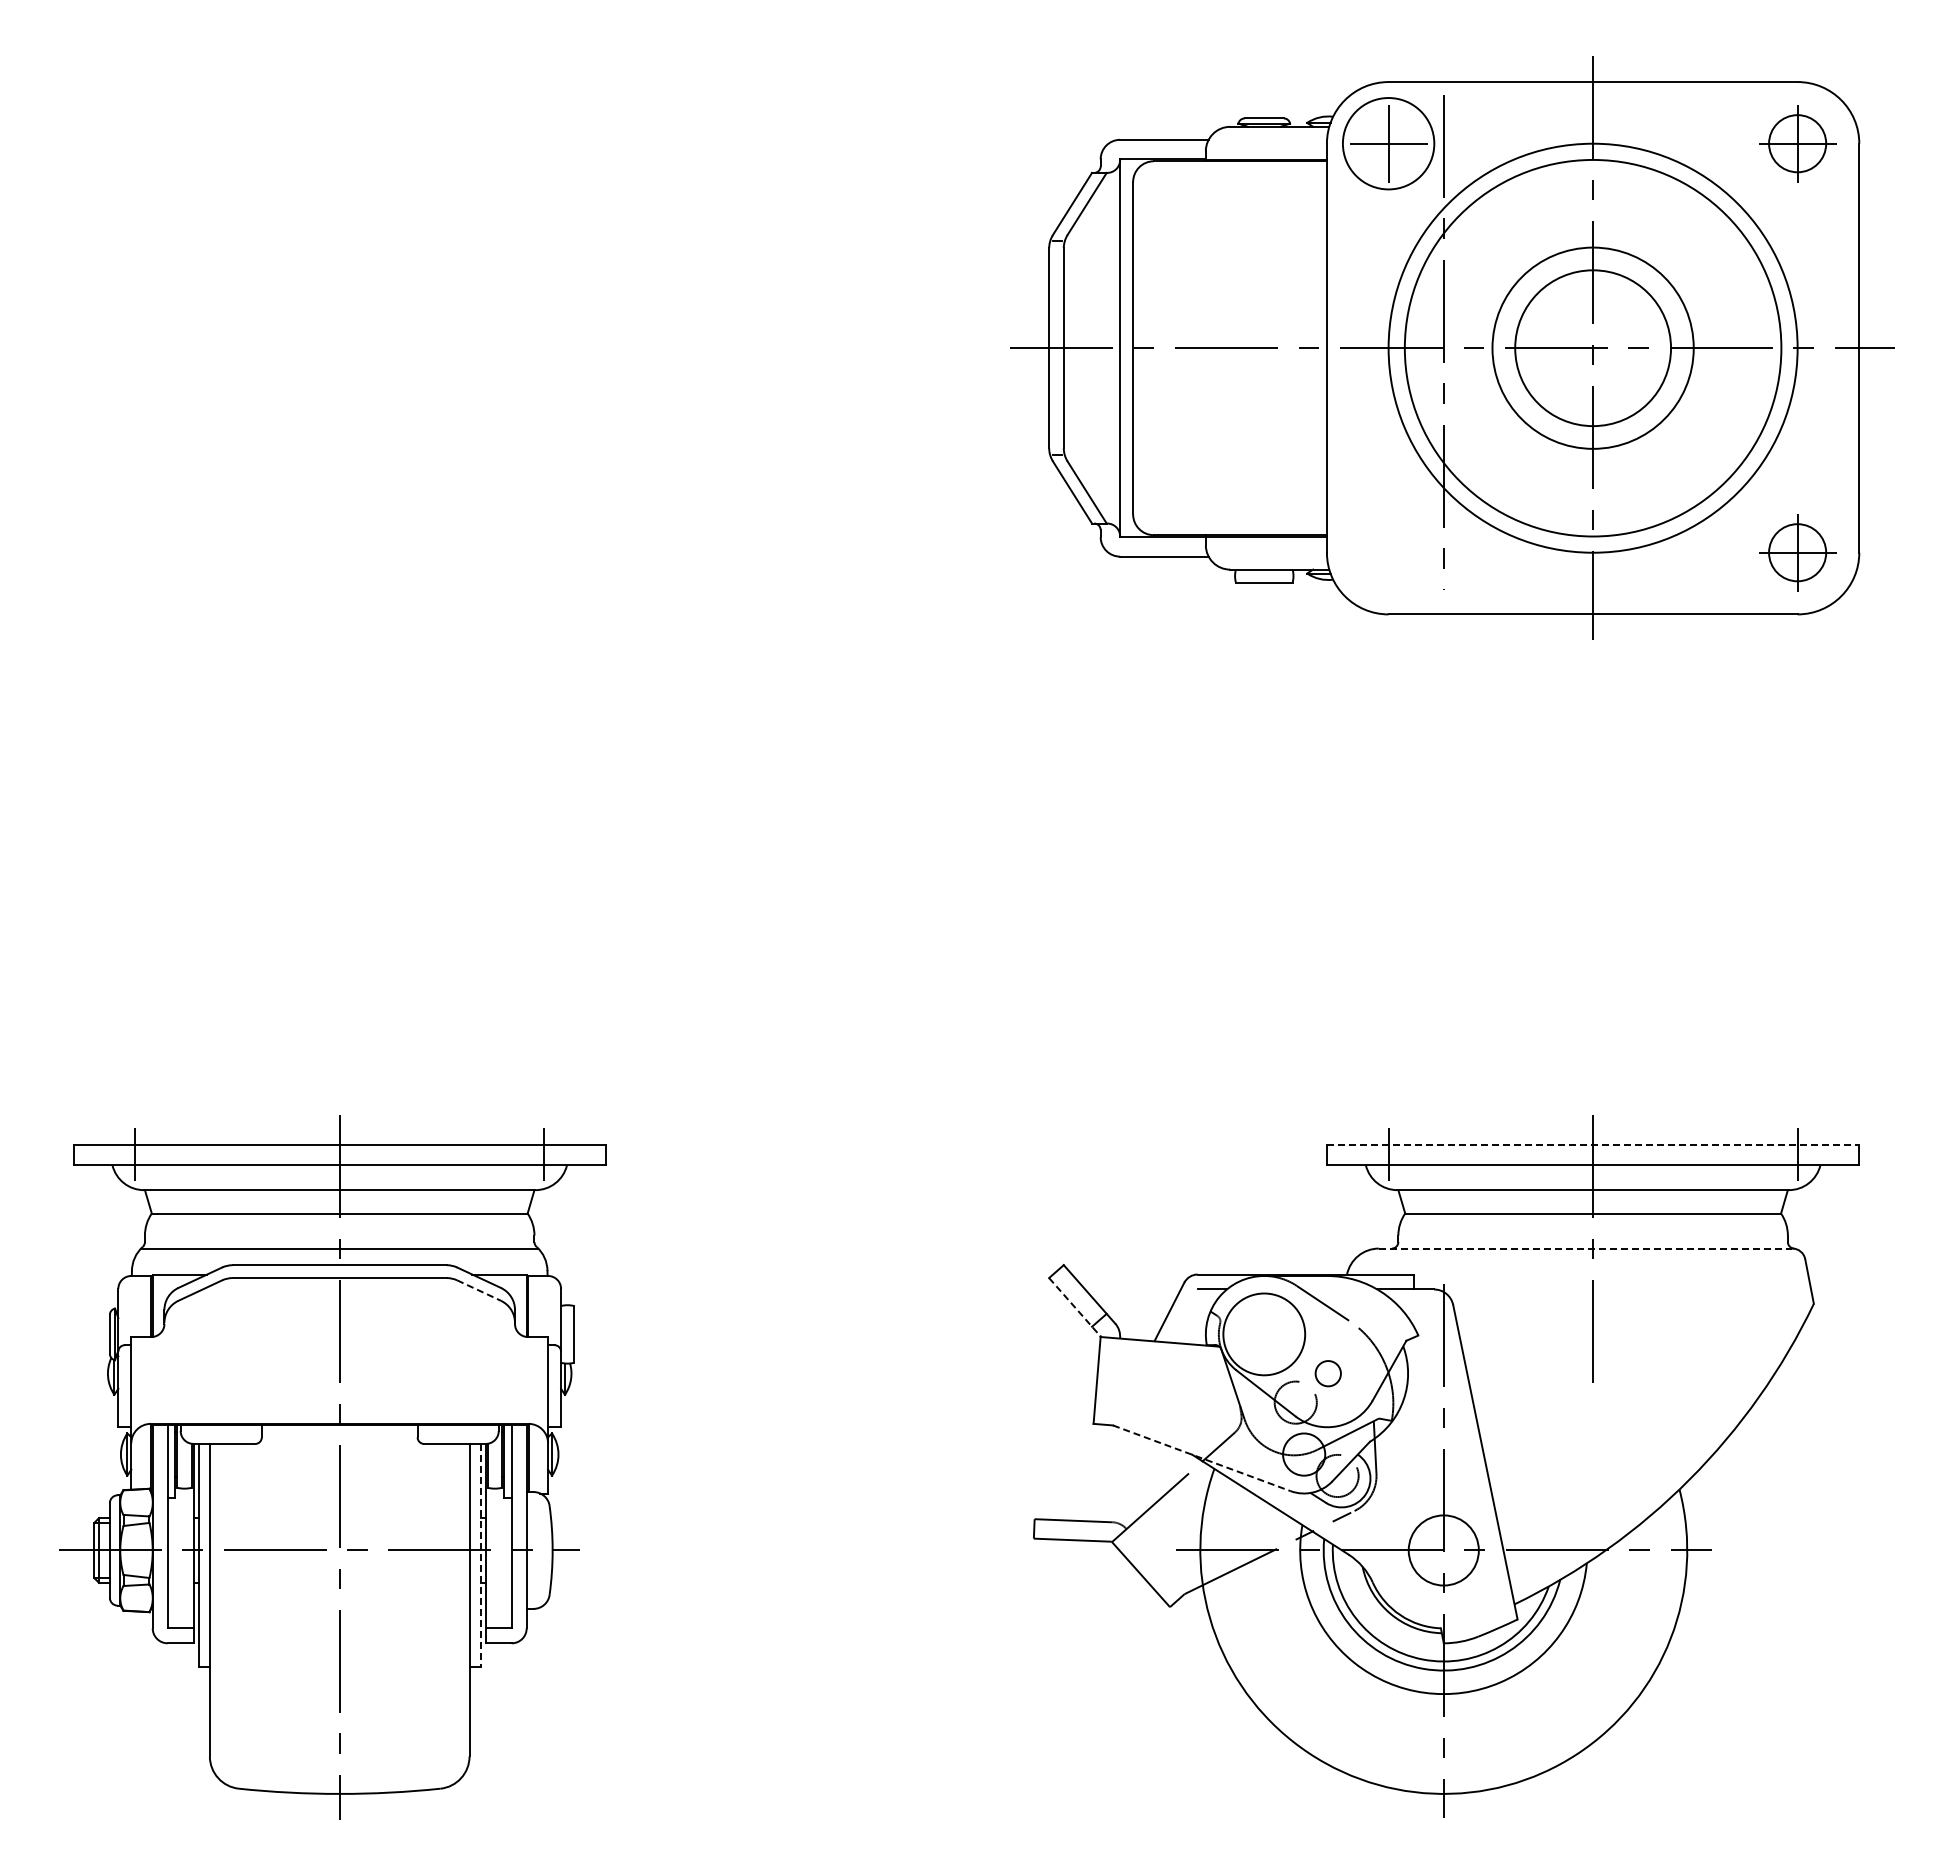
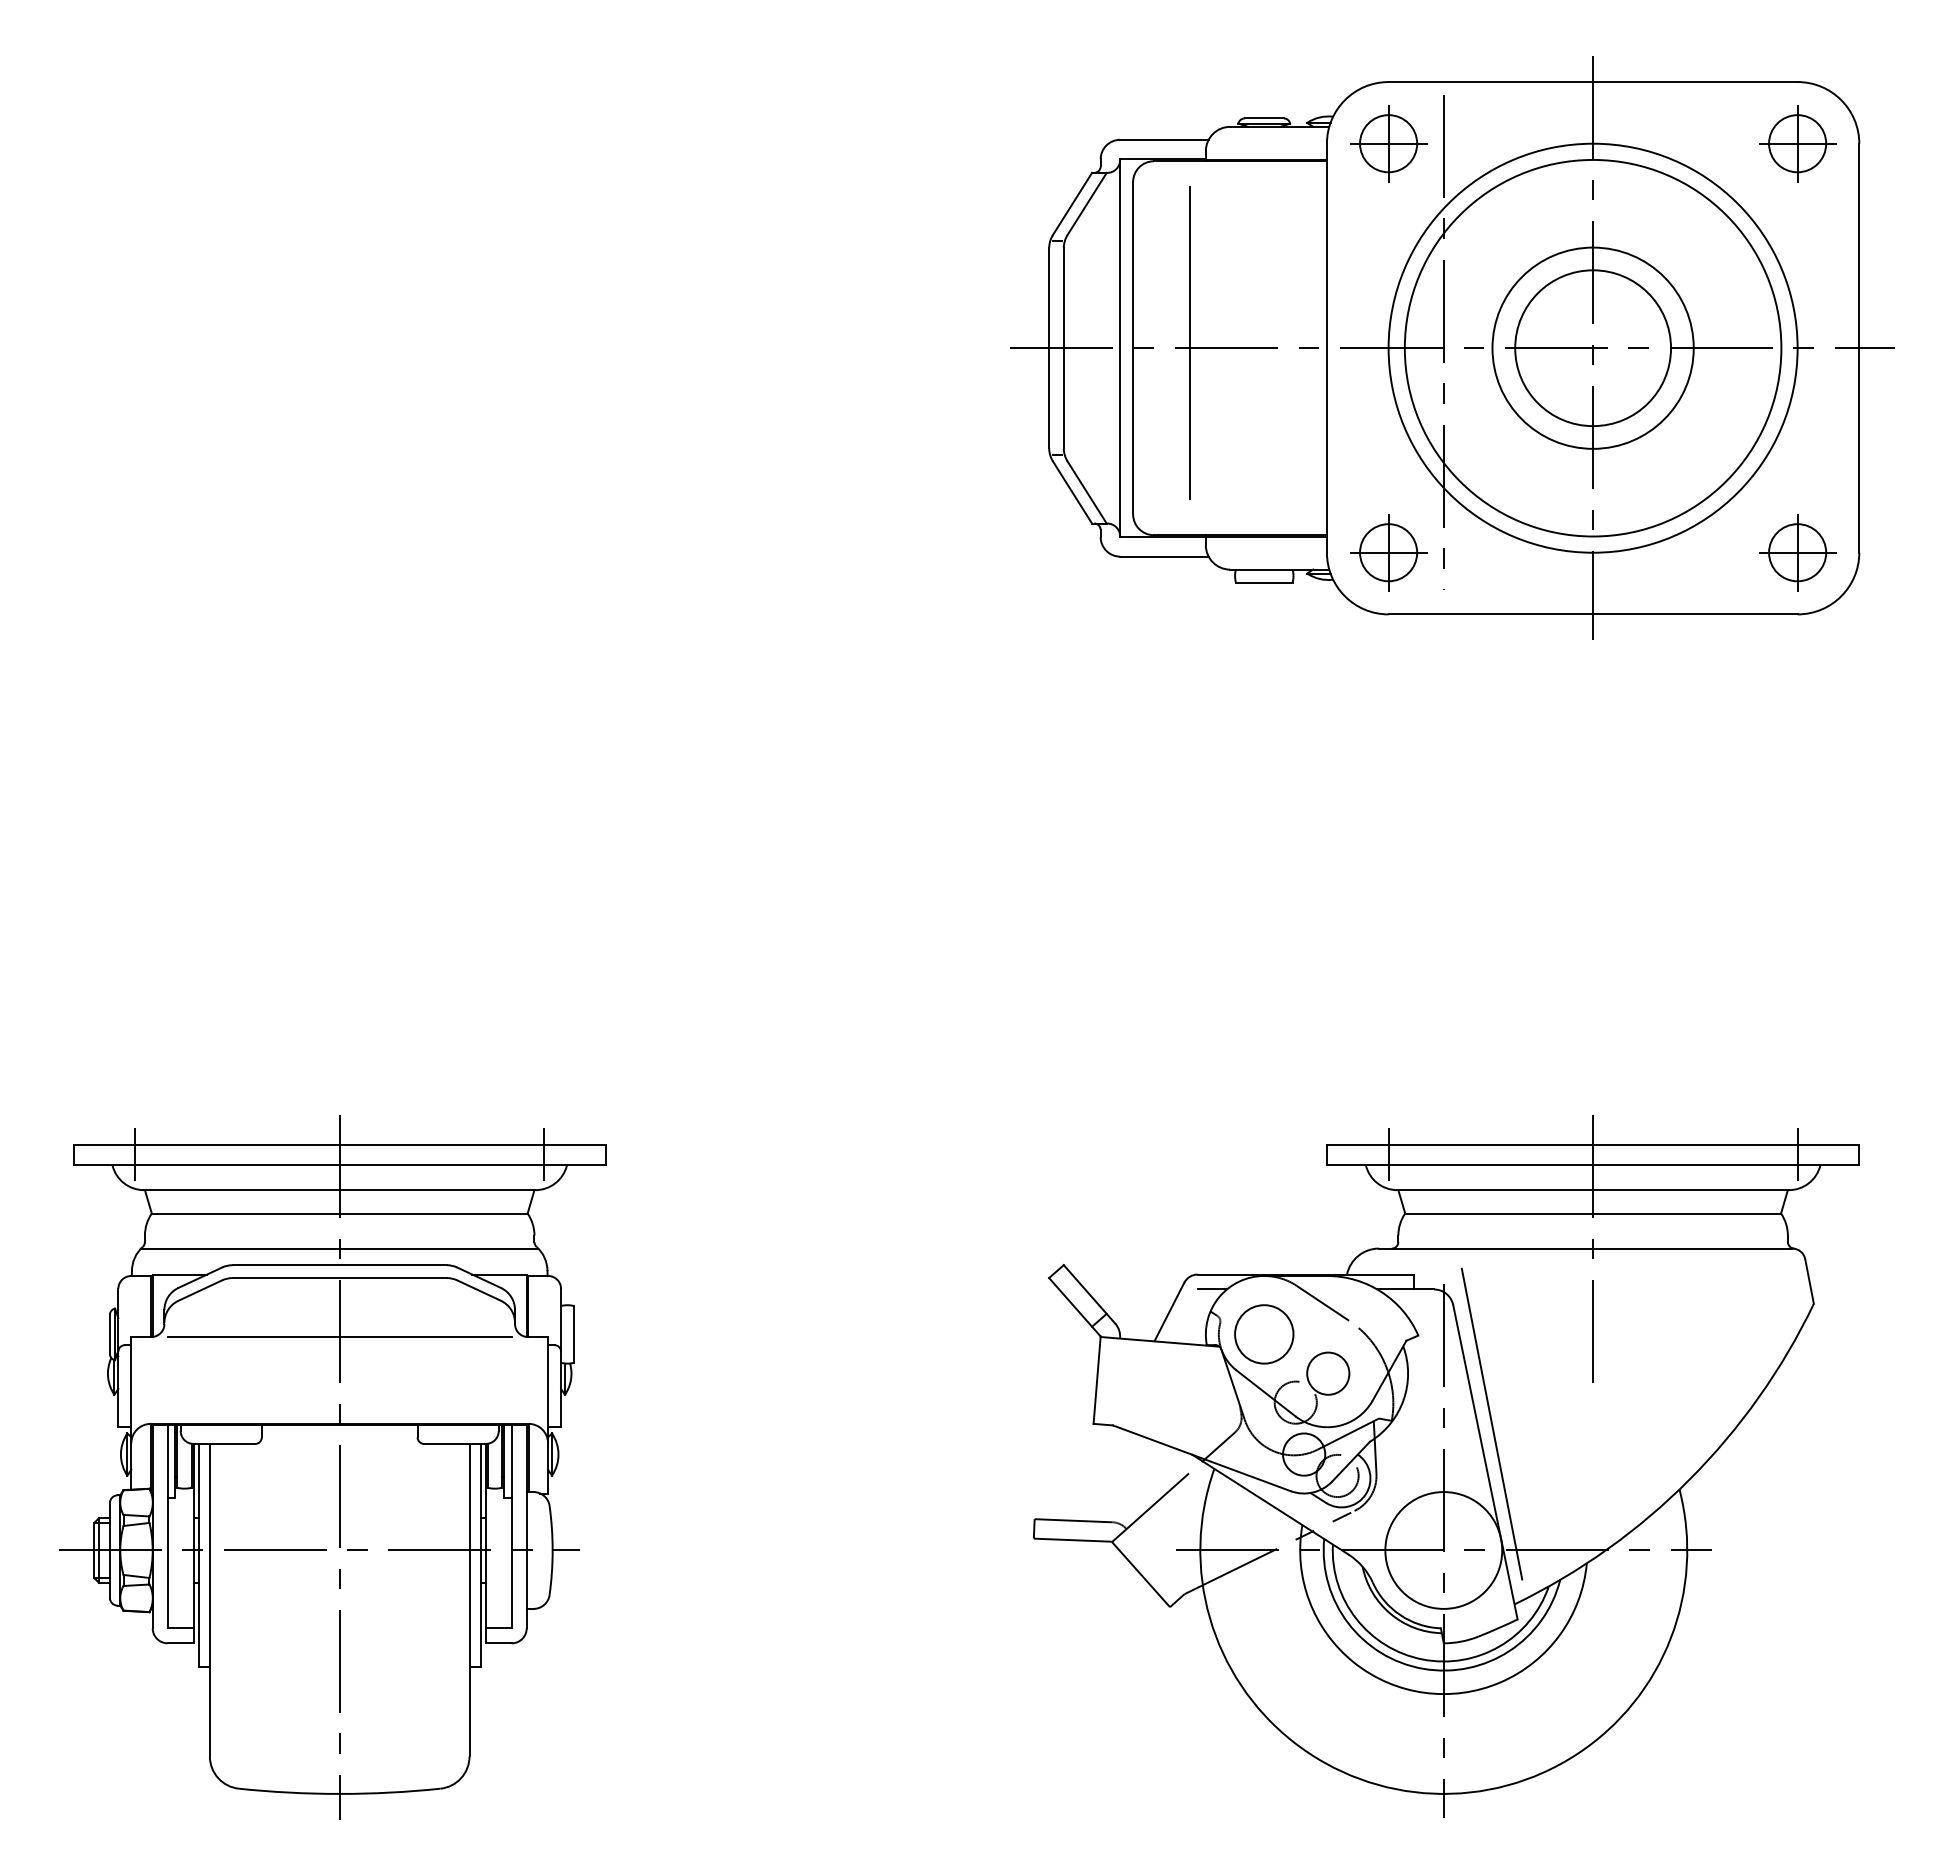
circle diameter: 91 px -> 57 px (1388, 143)
line: none -> present (1189, 343)
part: none -> present (1388, 552)
line: dashed -> solid (1593, 1144)
line: dashed -> solid (1585, 1248)
line: dashed -> solid (479, 1290)
line: dashed -> solid (1074, 1307)
circle diameter: 82 px -> 58 px (1264, 1334)
line: none -> present (339, 1337)
circle diameter: 25 px -> 42 px (1328, 1373)
line: none -> present (1491, 1423)
line: dashed -> solid (1201, 1458)
circle diameter: 70 px -> 117 px (1443, 1550)
line: dashed -> solid (480, 1555)
